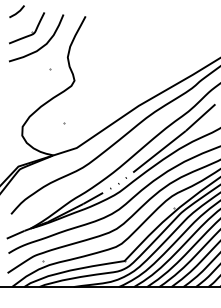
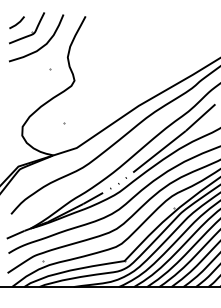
line position: (17, 11) -> (17, 22) (17, 22)
